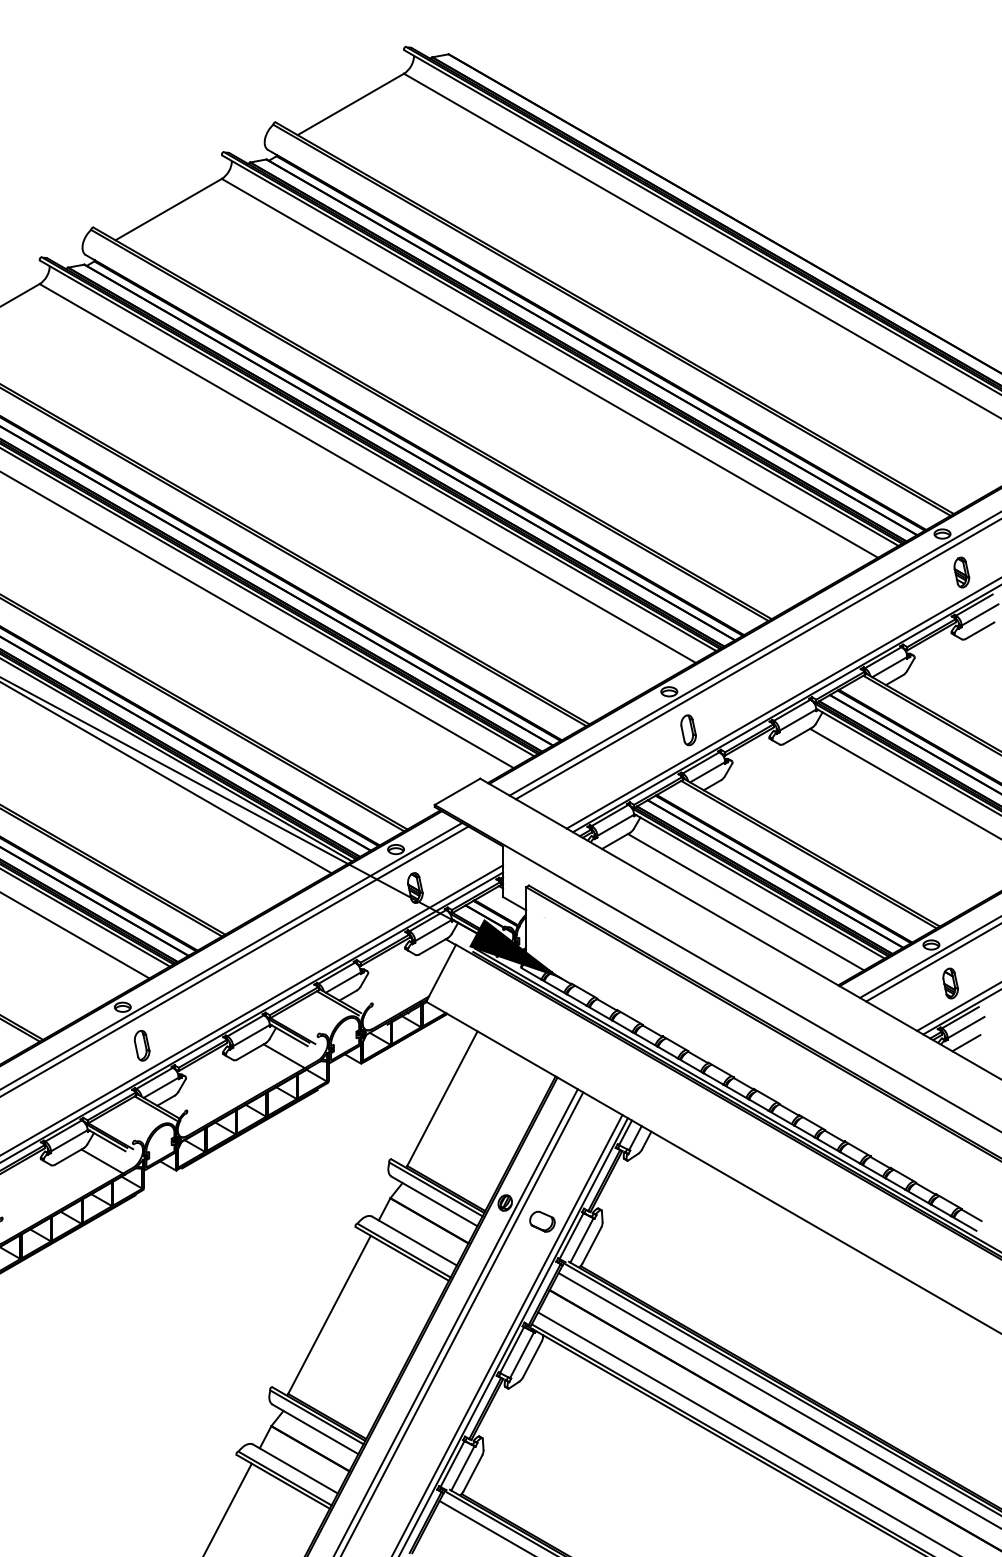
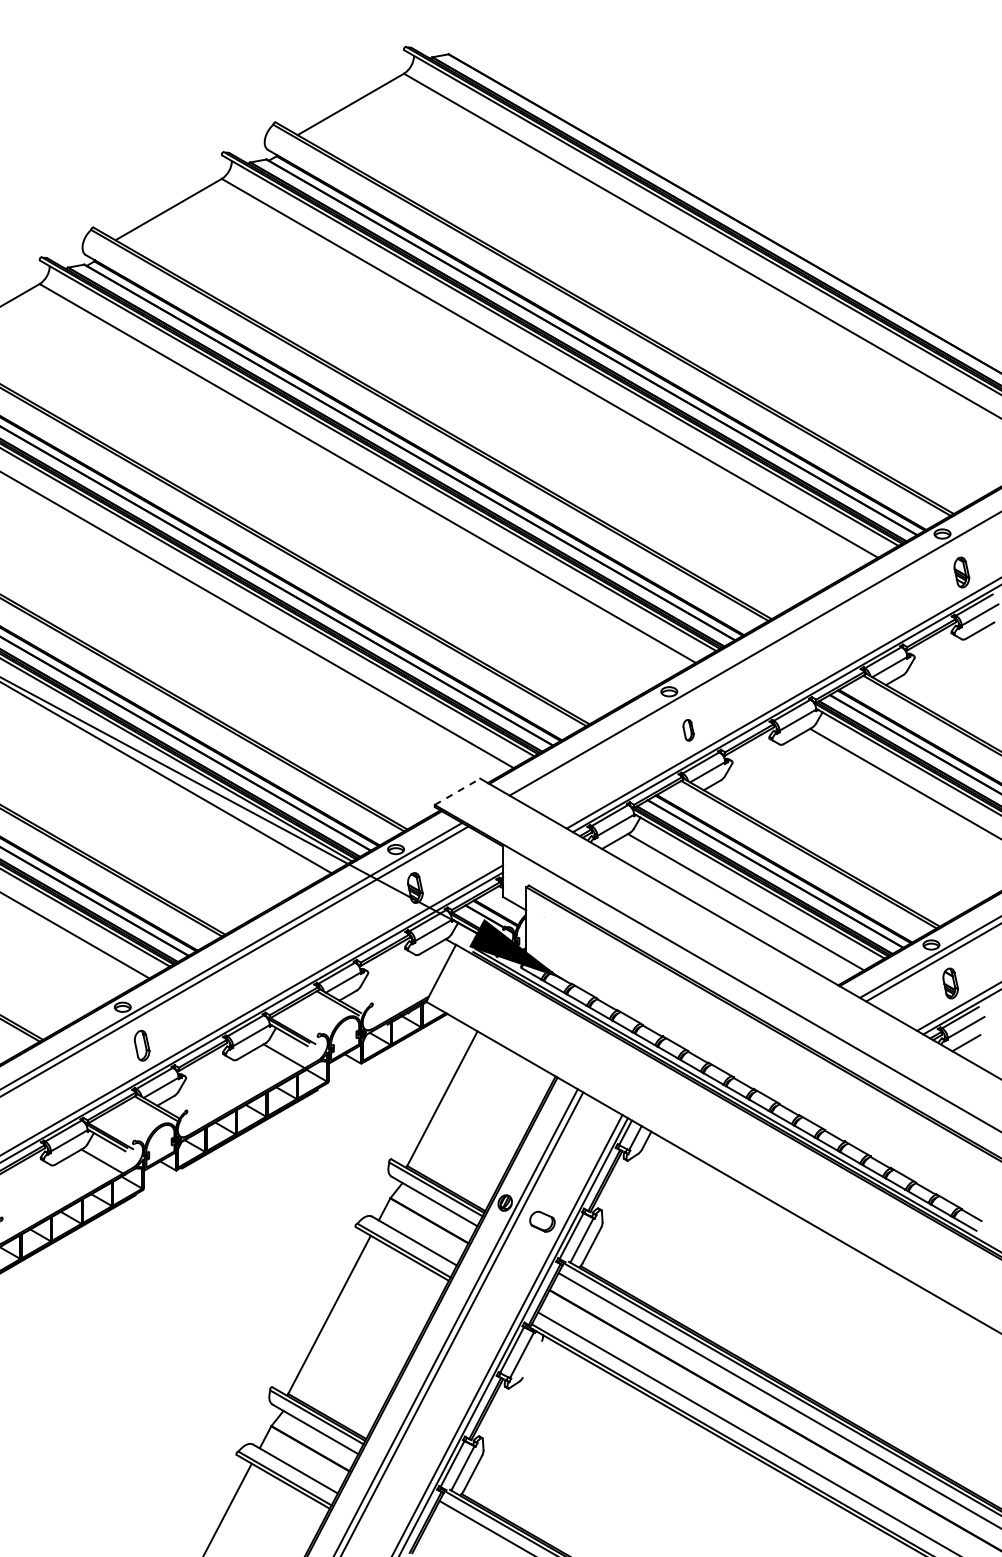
line: present -> none (756, 659)
part size: 17x33 px -> 13x23 px (688, 730)
line: solid -> dashed (457, 791)
line: present -> none (532, 1359)
